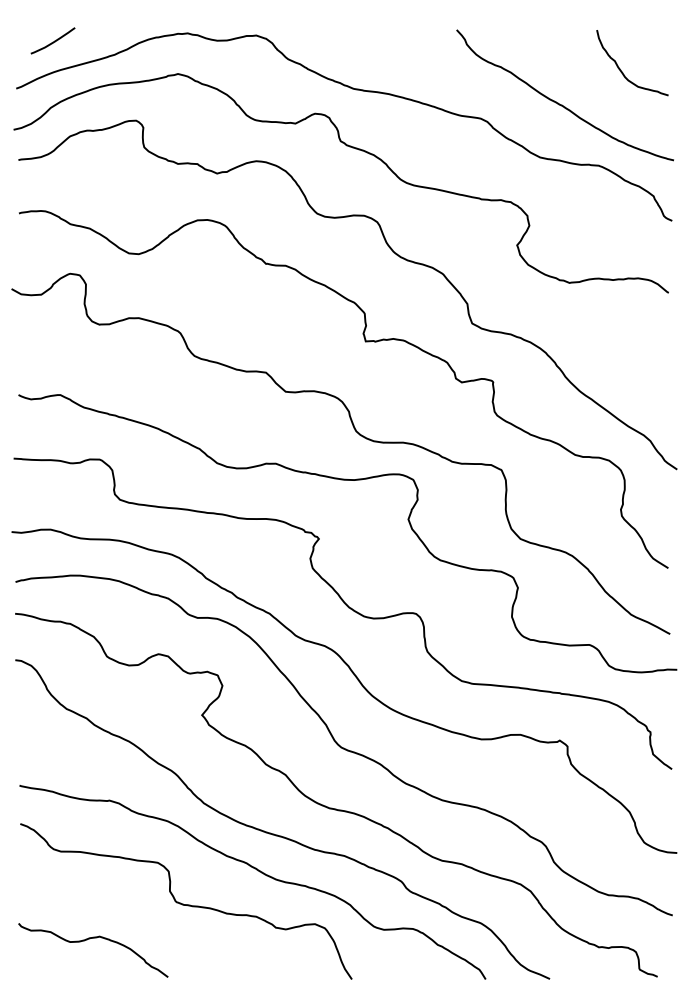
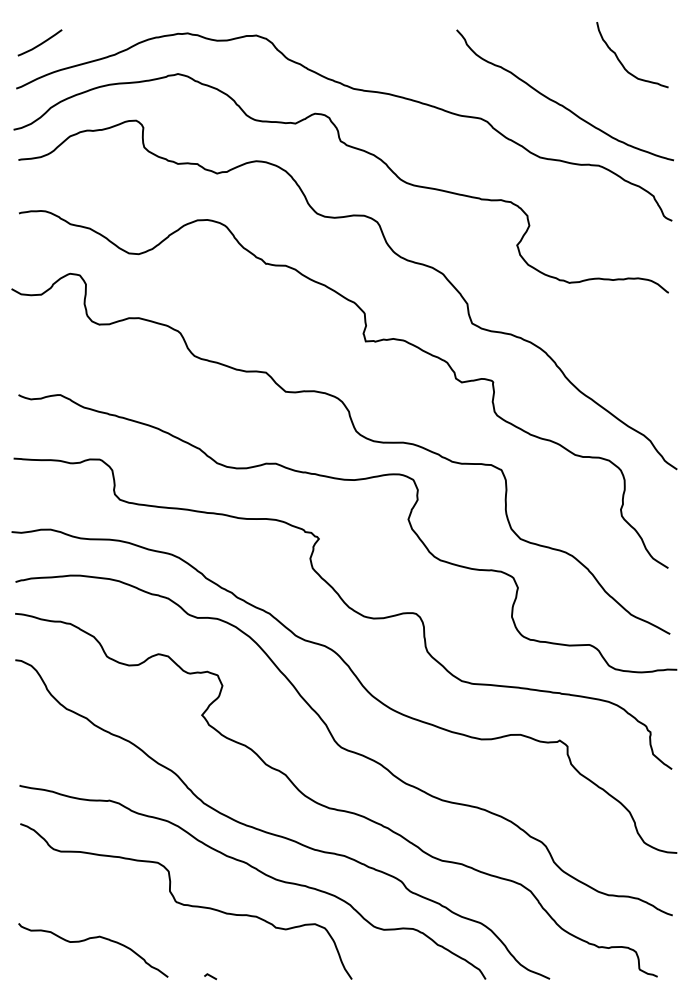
curve position: (53, 41) -> (40, 43) (40, 43)
curve position: (623, 72) -> (623, 64) (623, 64)
line: none -> present (210, 976)
